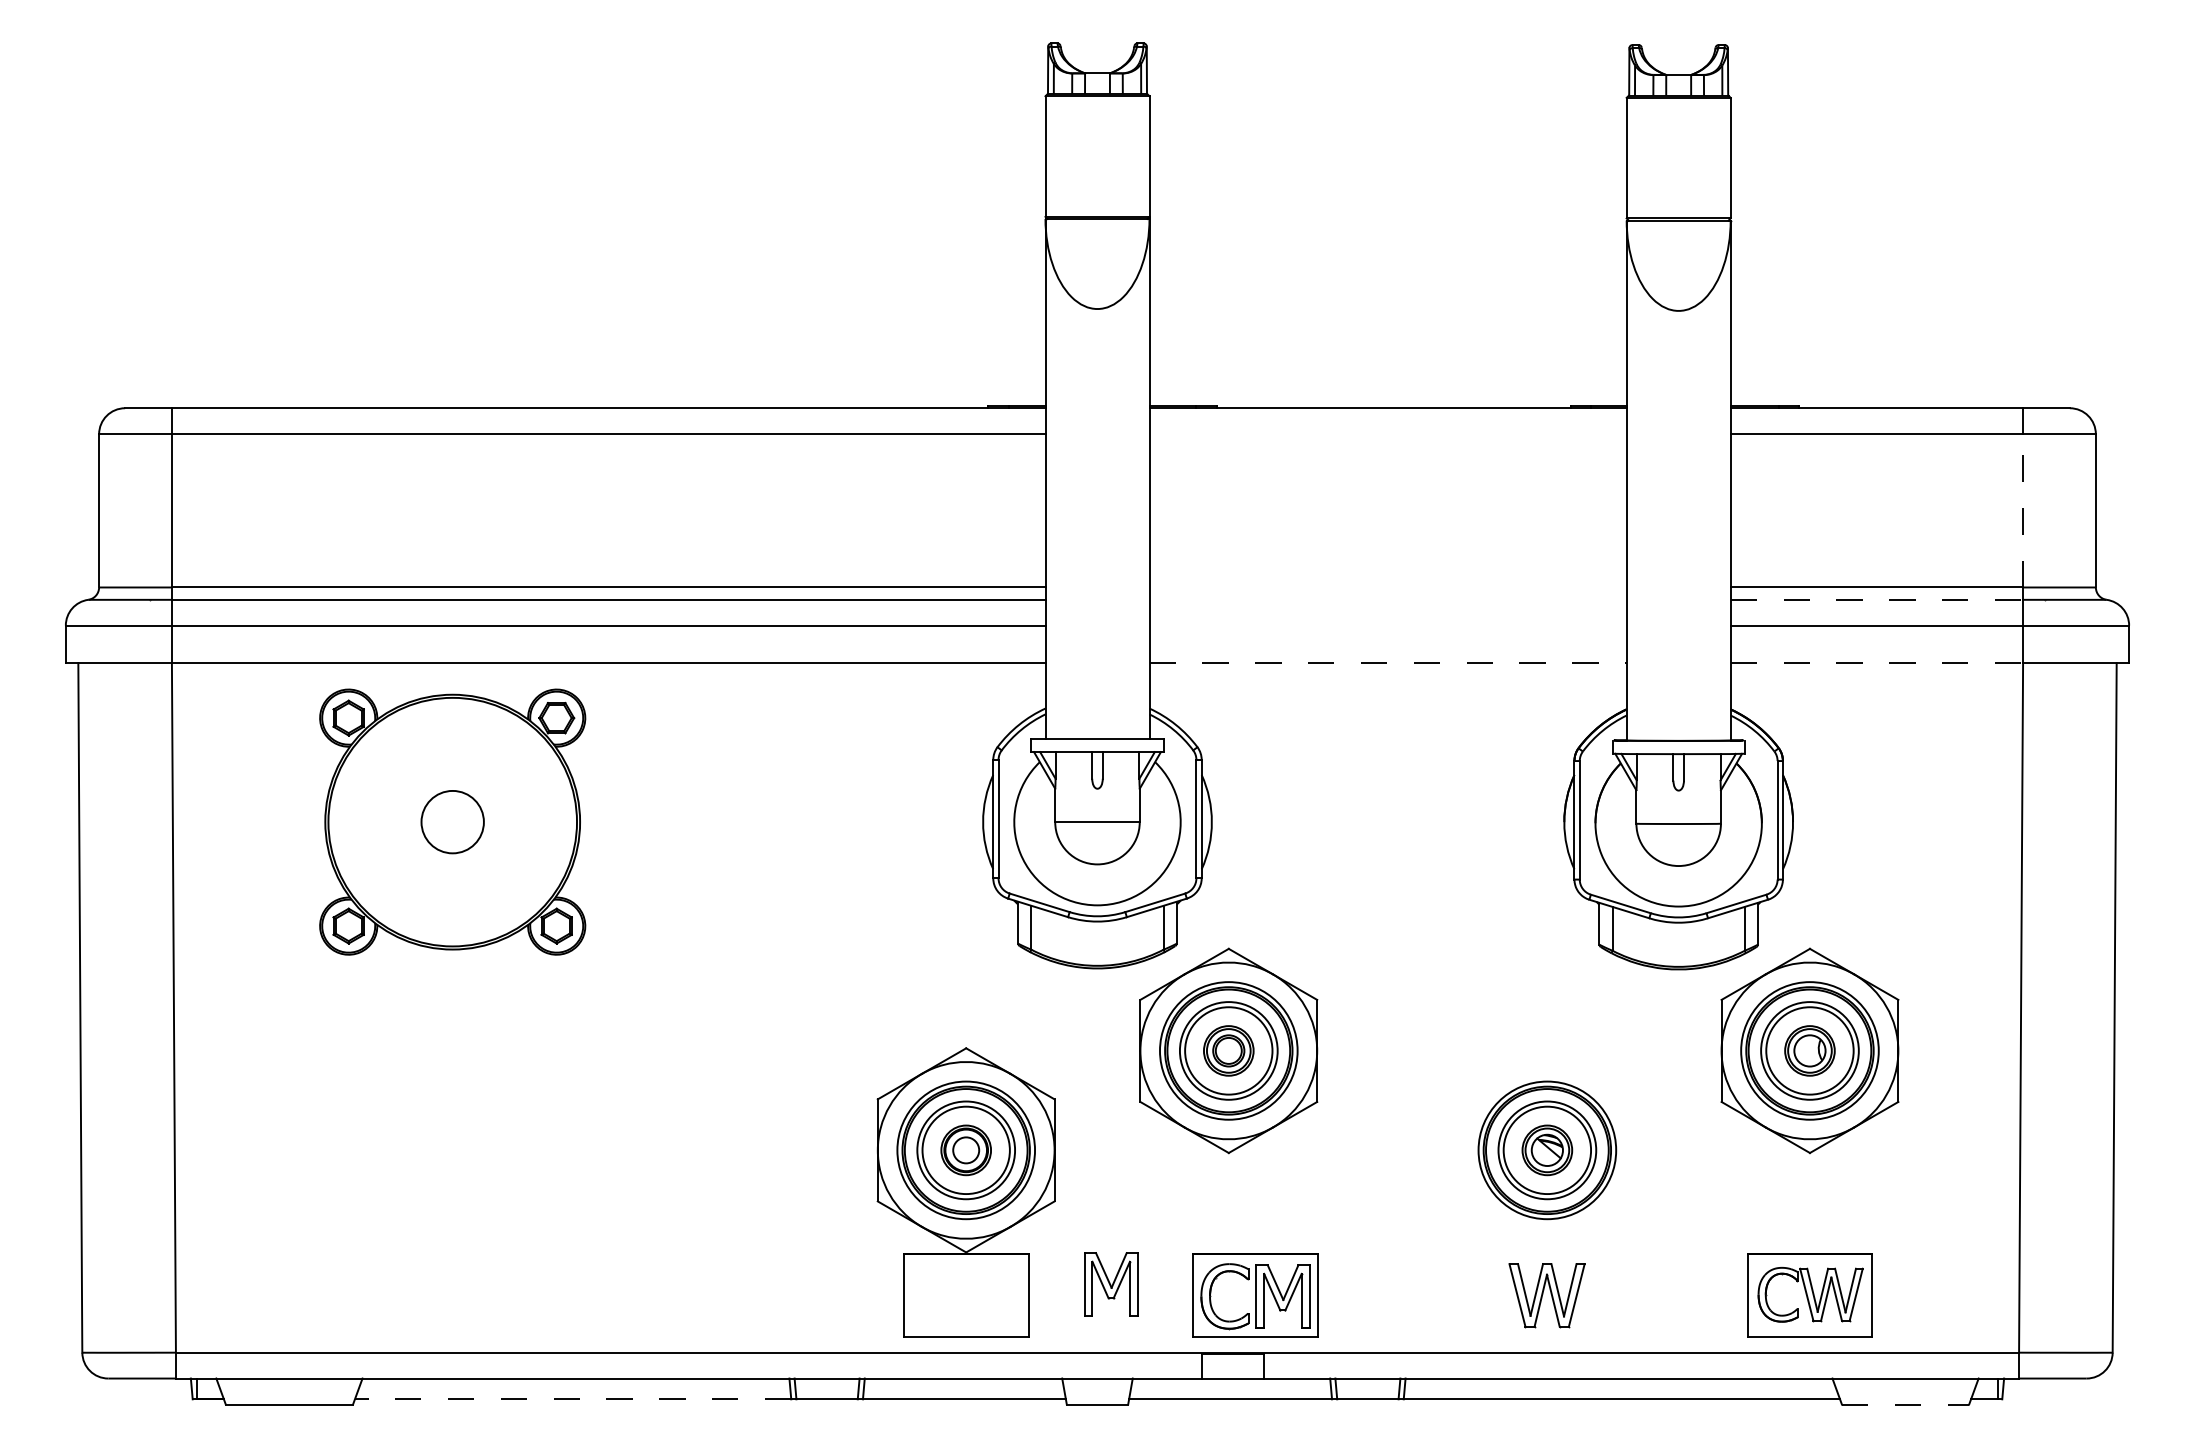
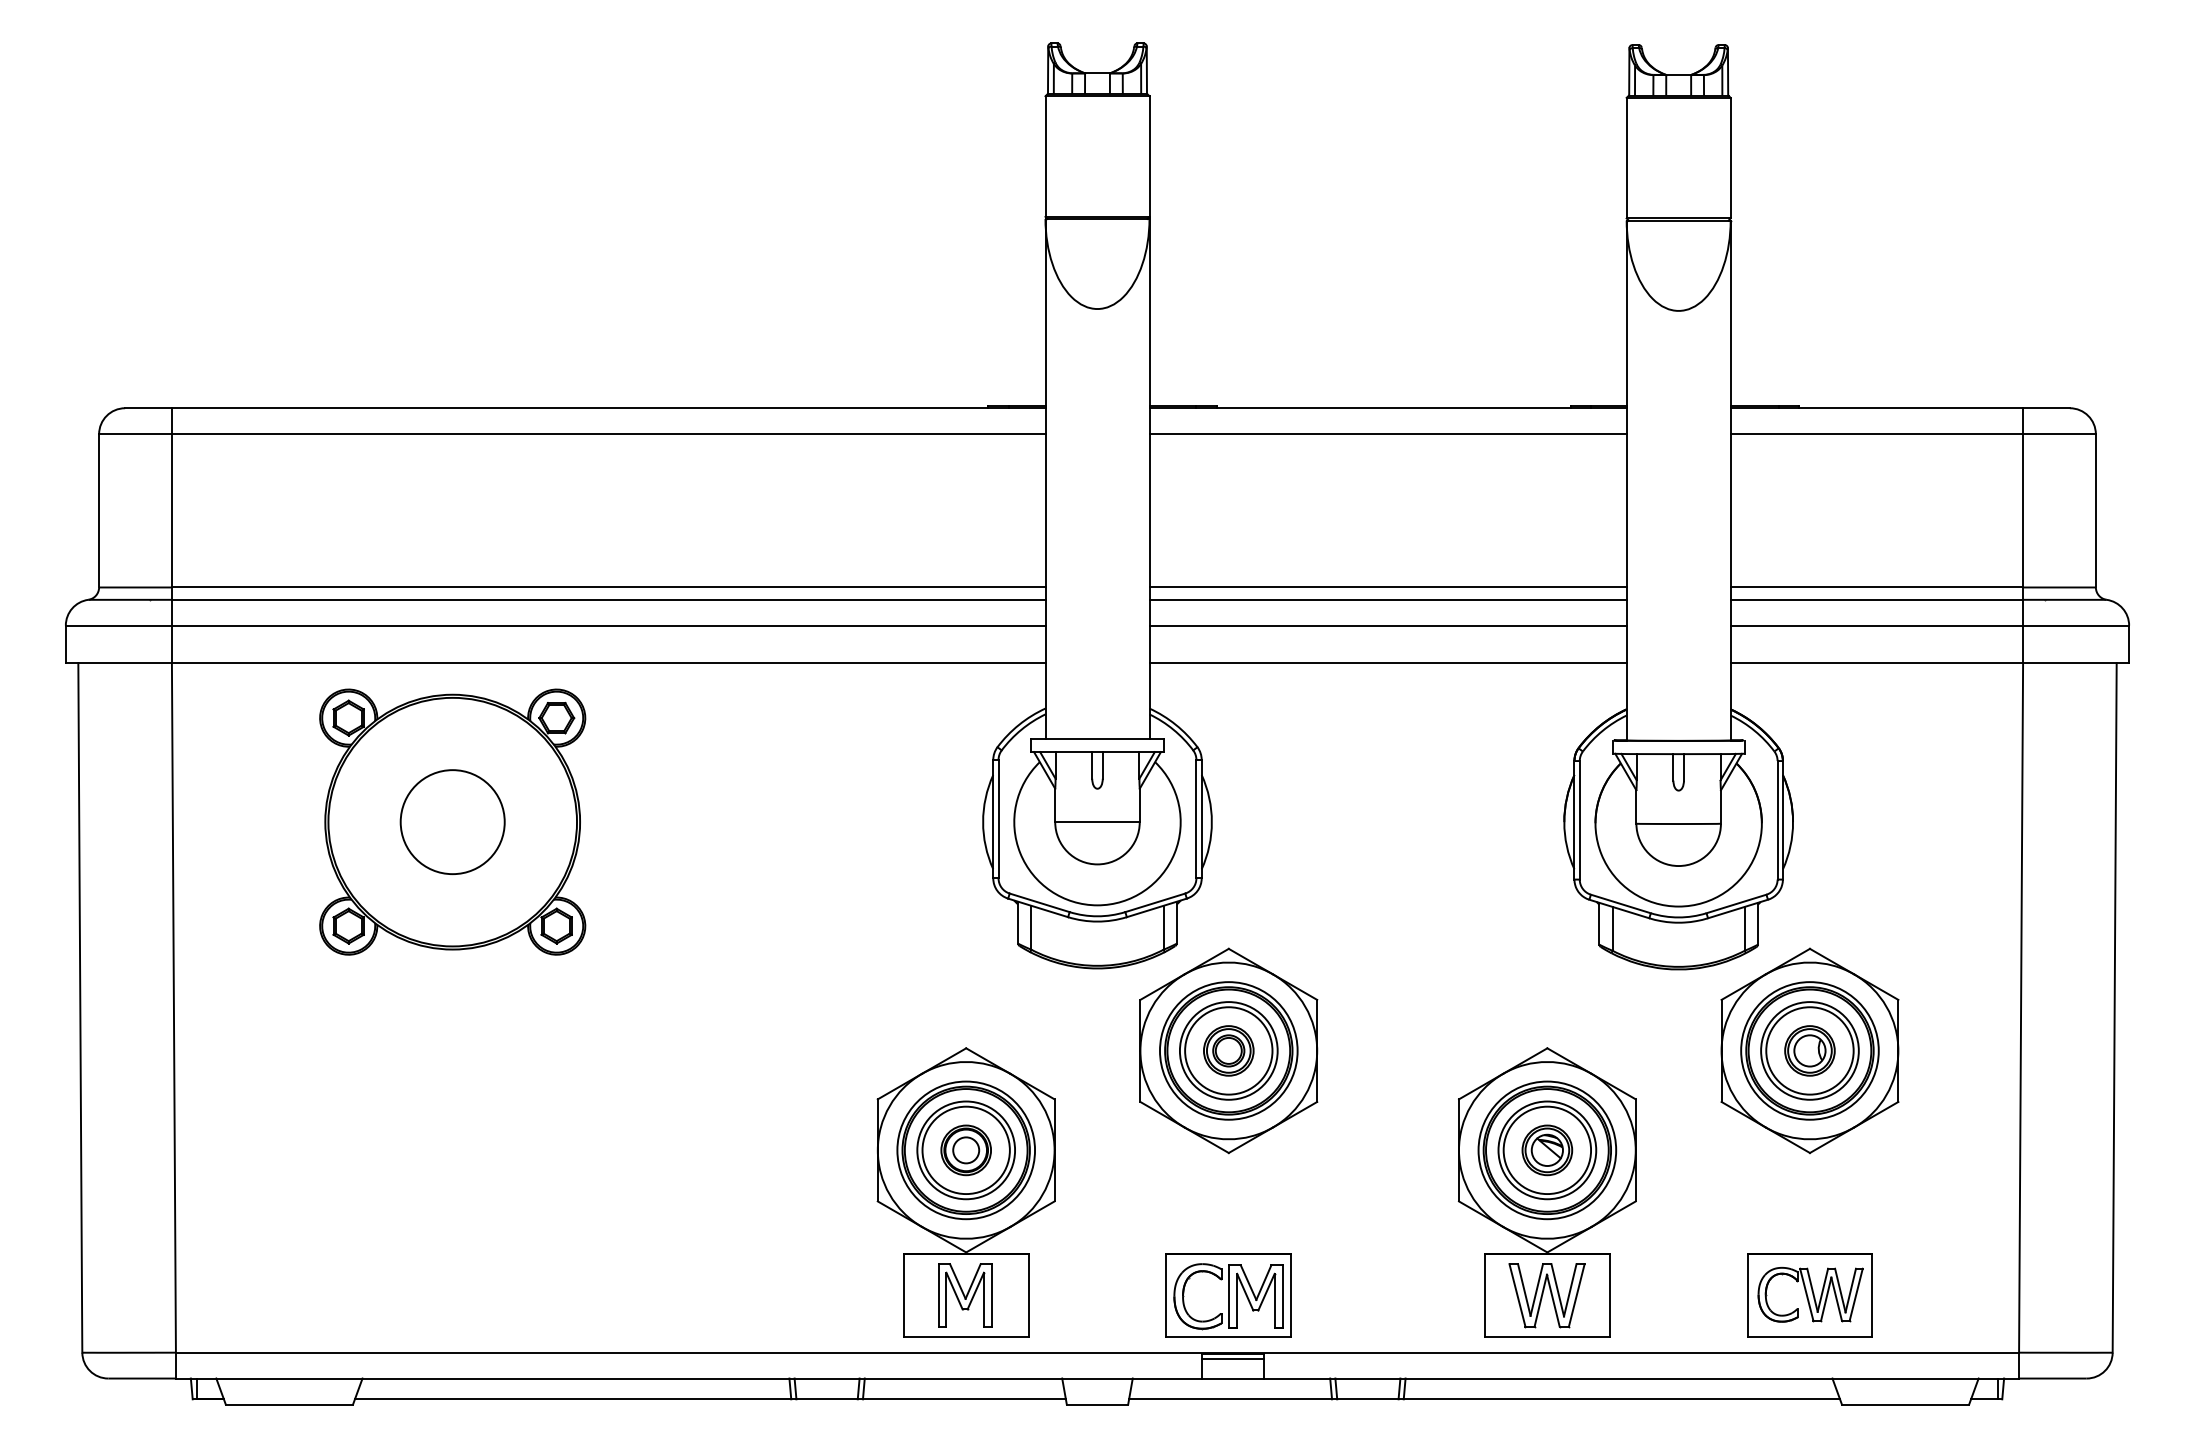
line: none -> present (1387, 434)
line: dashed -> solid (2023, 510)
line: none -> present (1387, 587)
line: none -> present (1387, 599)
line: dashed -> solid (1877, 599)
line: none -> present (1387, 625)
line: dashed -> solid (1388, 663)
line: dashed -> solid (1877, 663)
circle diameter: 62 px -> 104 px (452, 822)
part: none -> present (1547, 1192)
part position: (1111, 1284) -> (965, 1295) (965, 1295)
part position: (1255, 1295) -> (1228, 1295) (1228, 1295)
line: none -> present (1232, 1358)
line: dashed -> solid (572, 1399)
line: dashed -> solid (1905, 1404)
